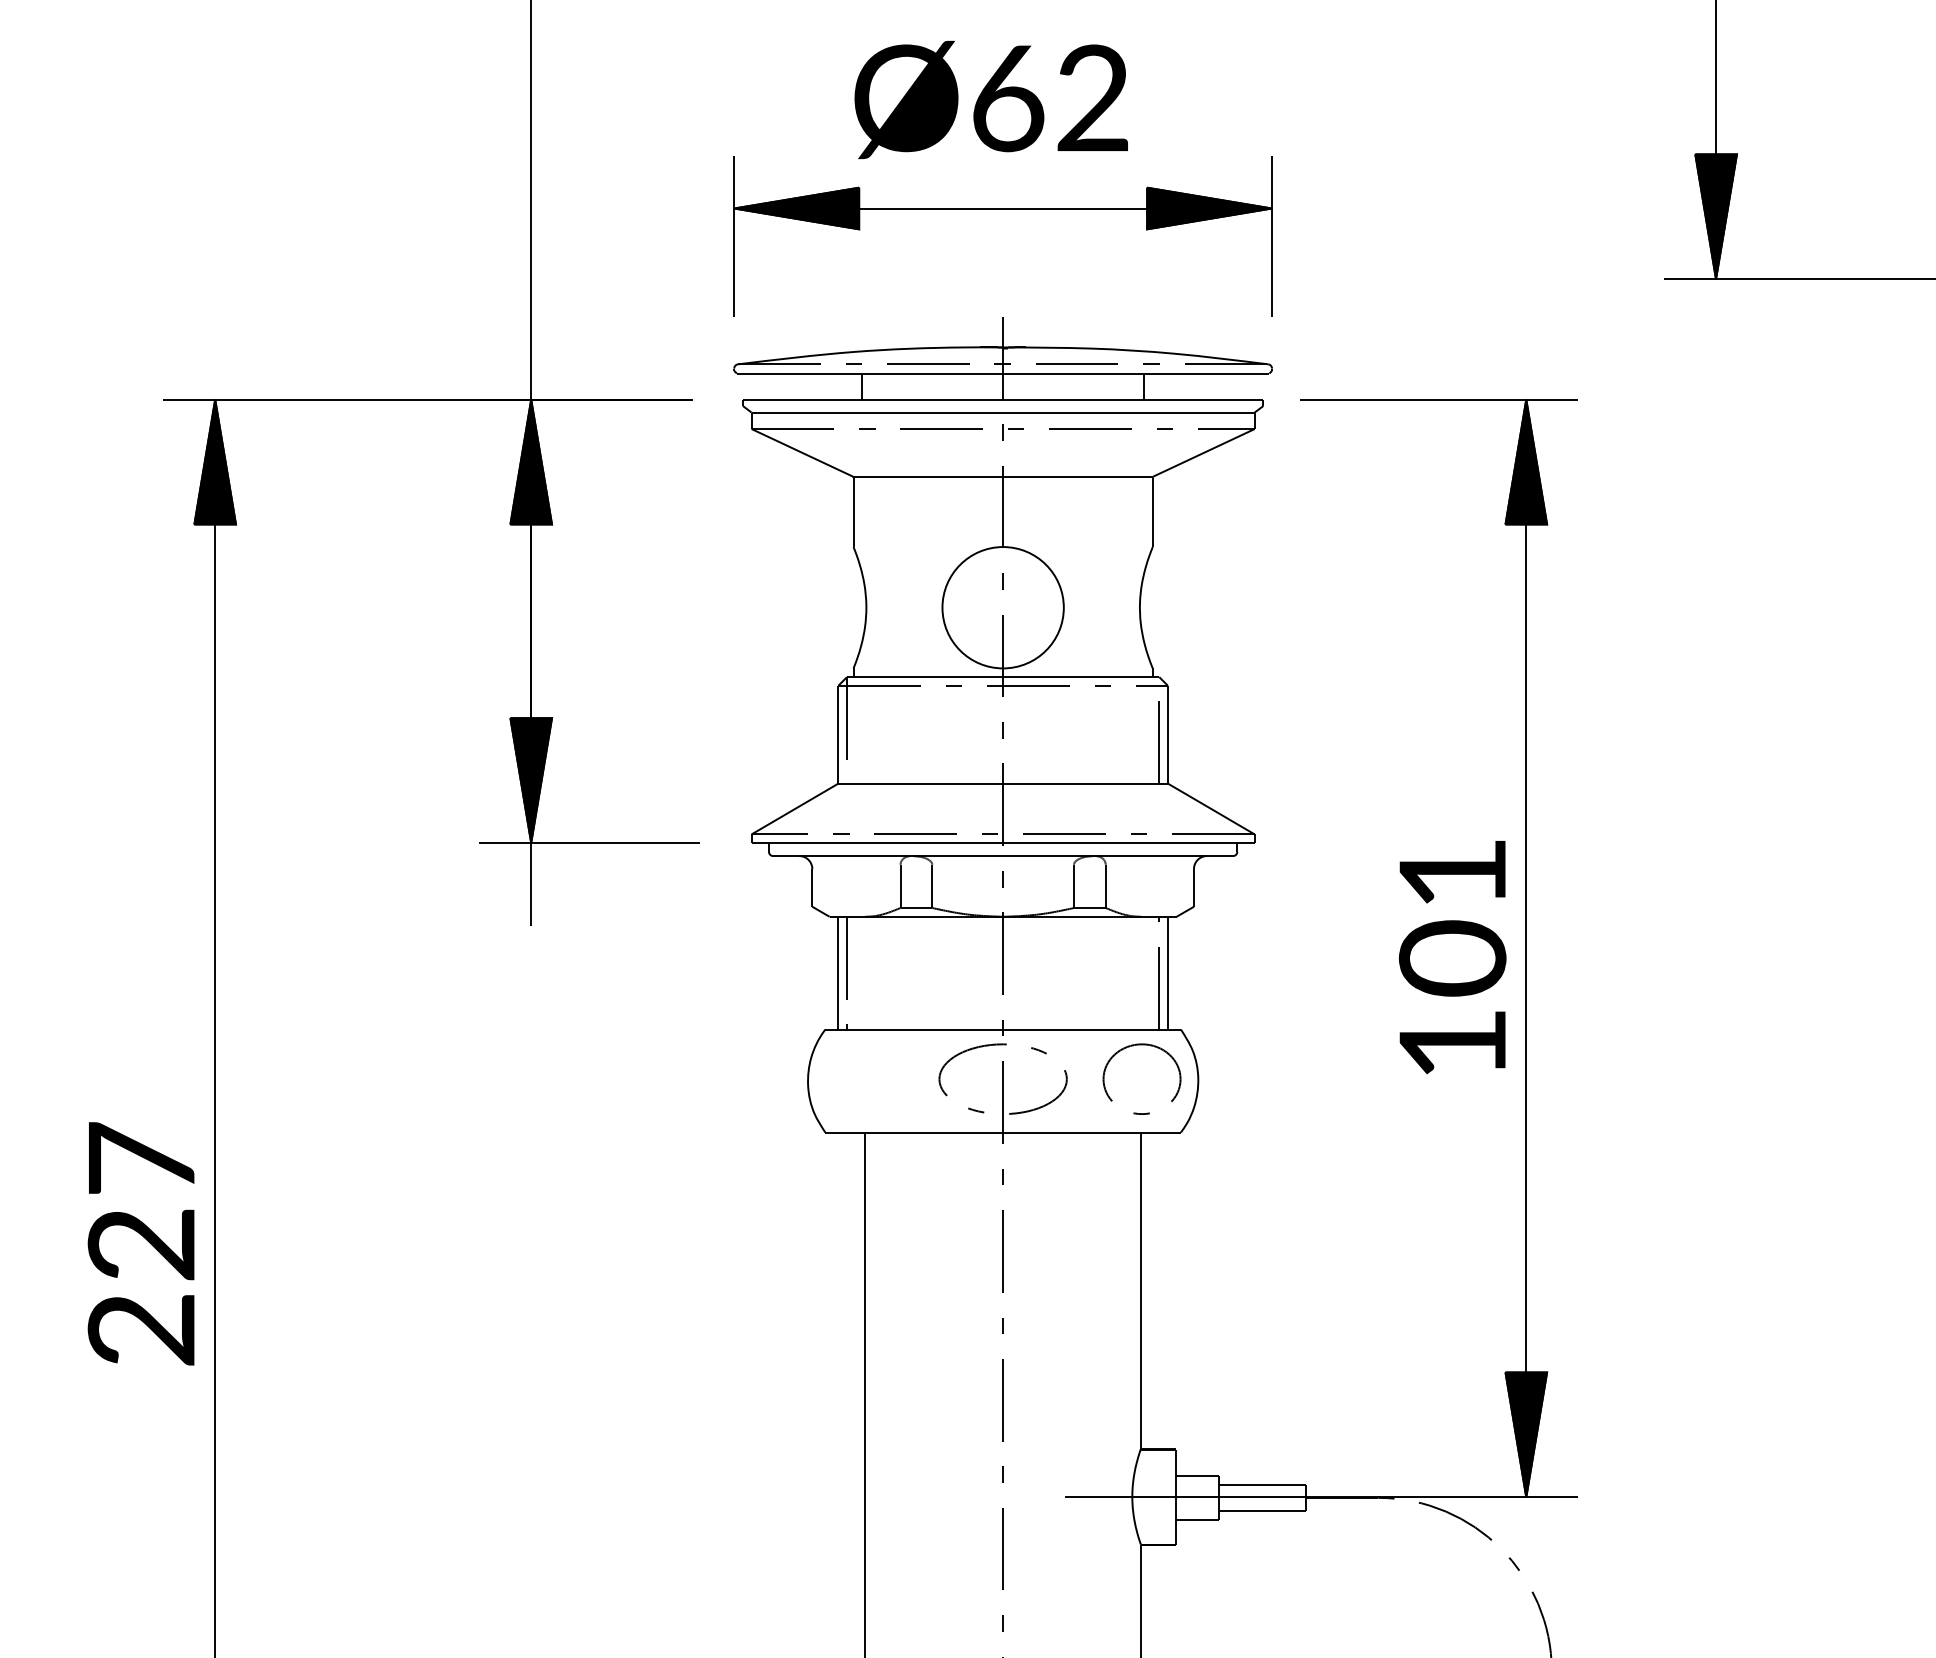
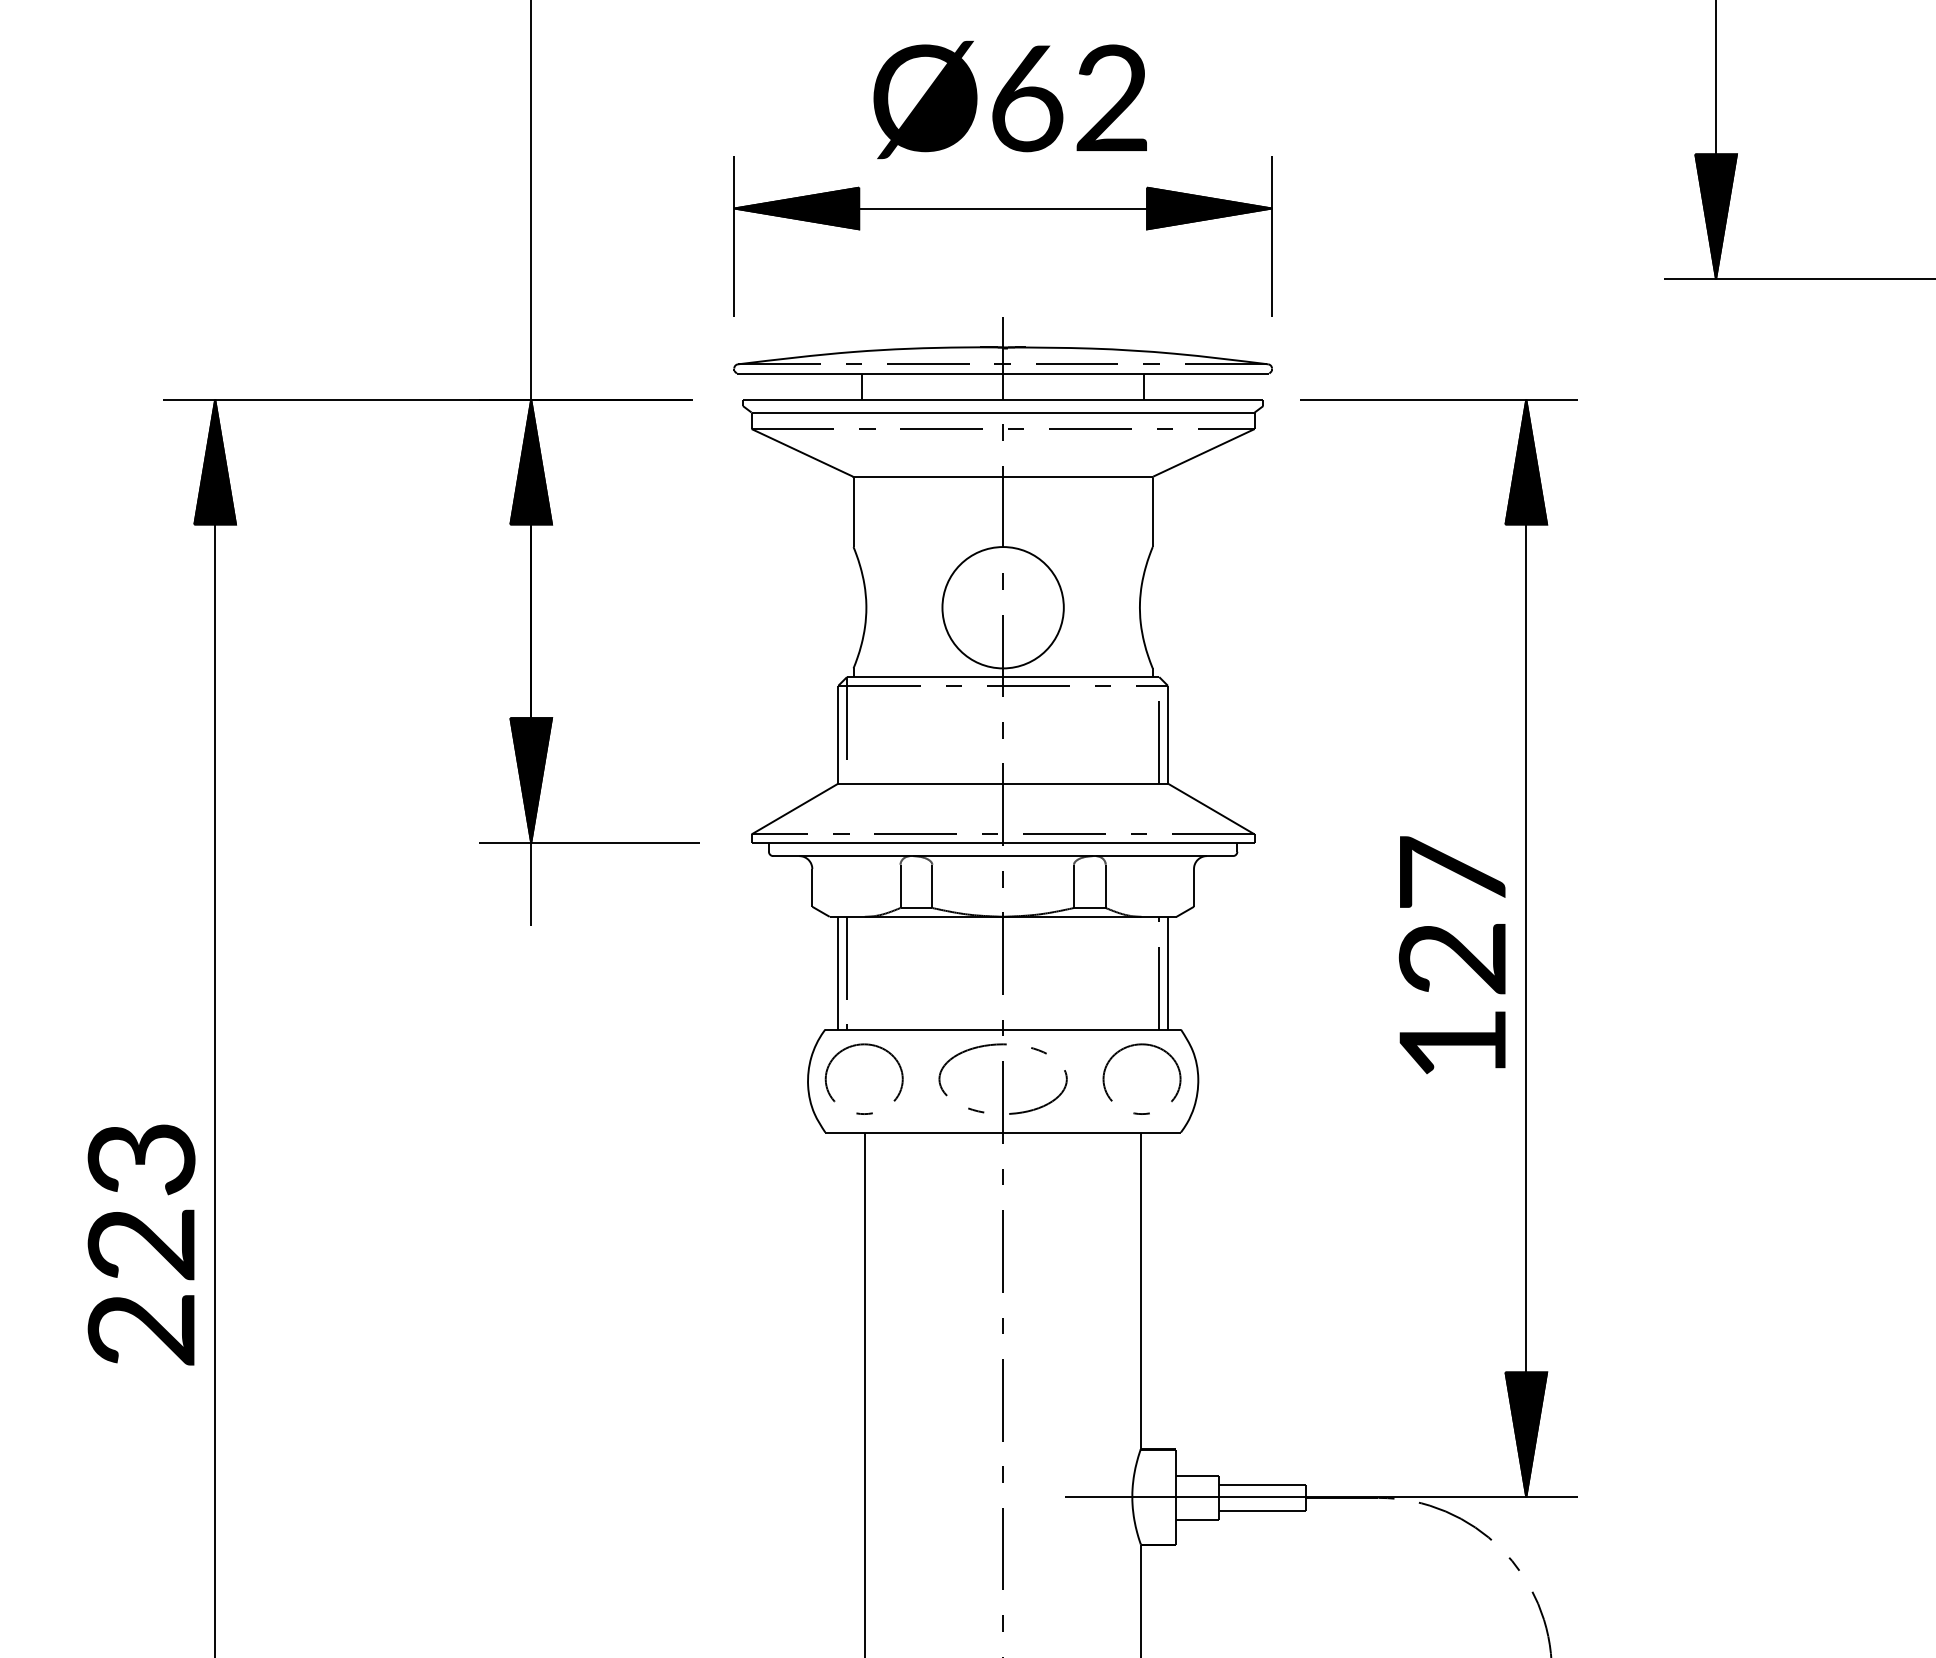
text position: (990, 99) -> (1009, 99) (1009, 99)
text: 101 -> 127 (1452, 916)
part: none -> present (855, 1046)
text: 227 -> 223 (141, 1158)
